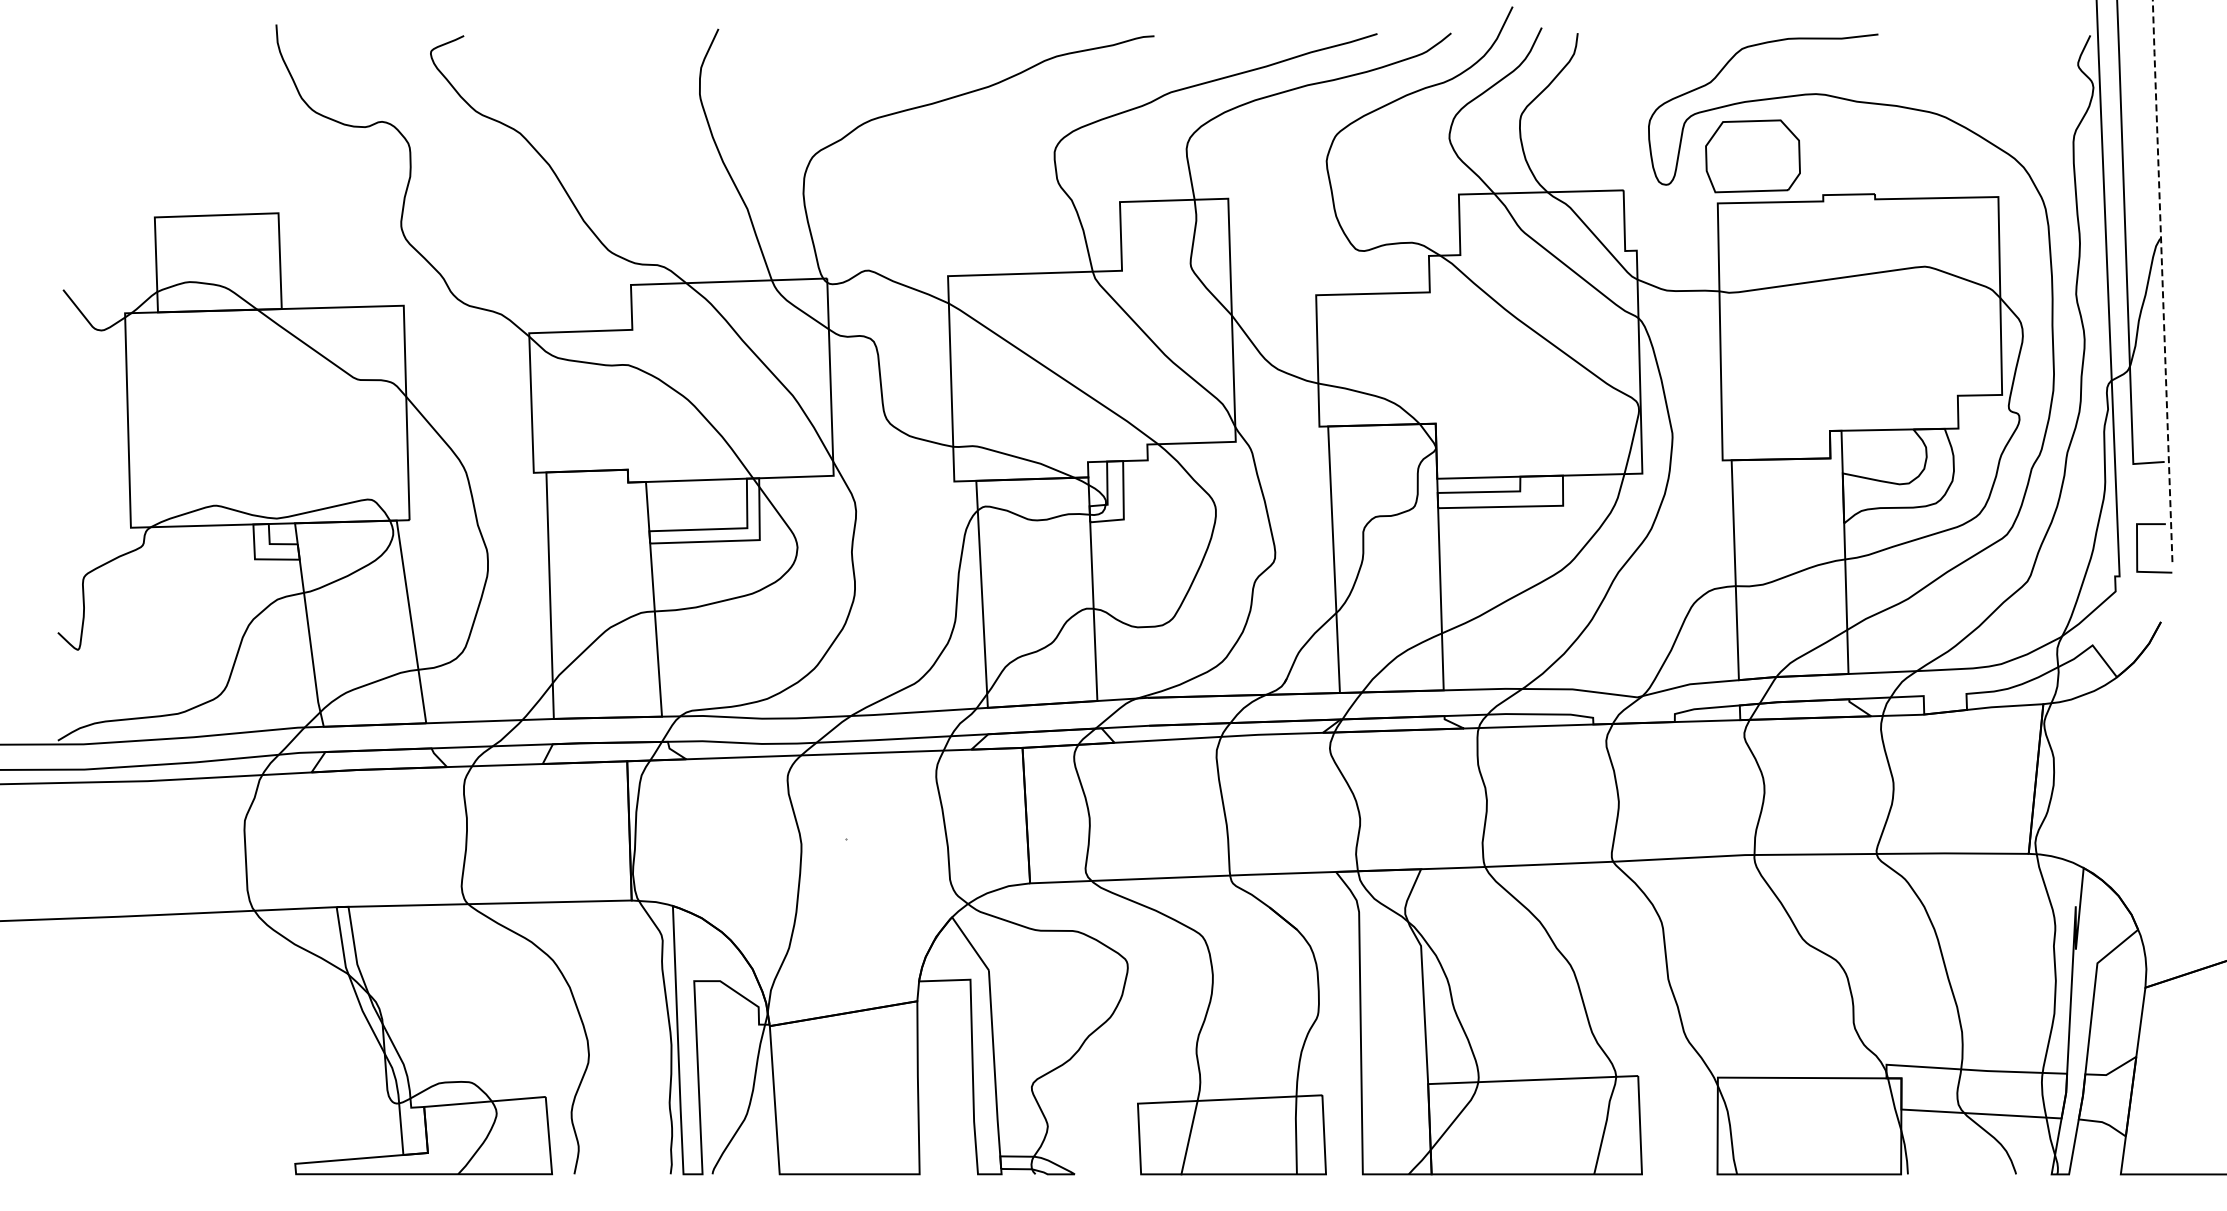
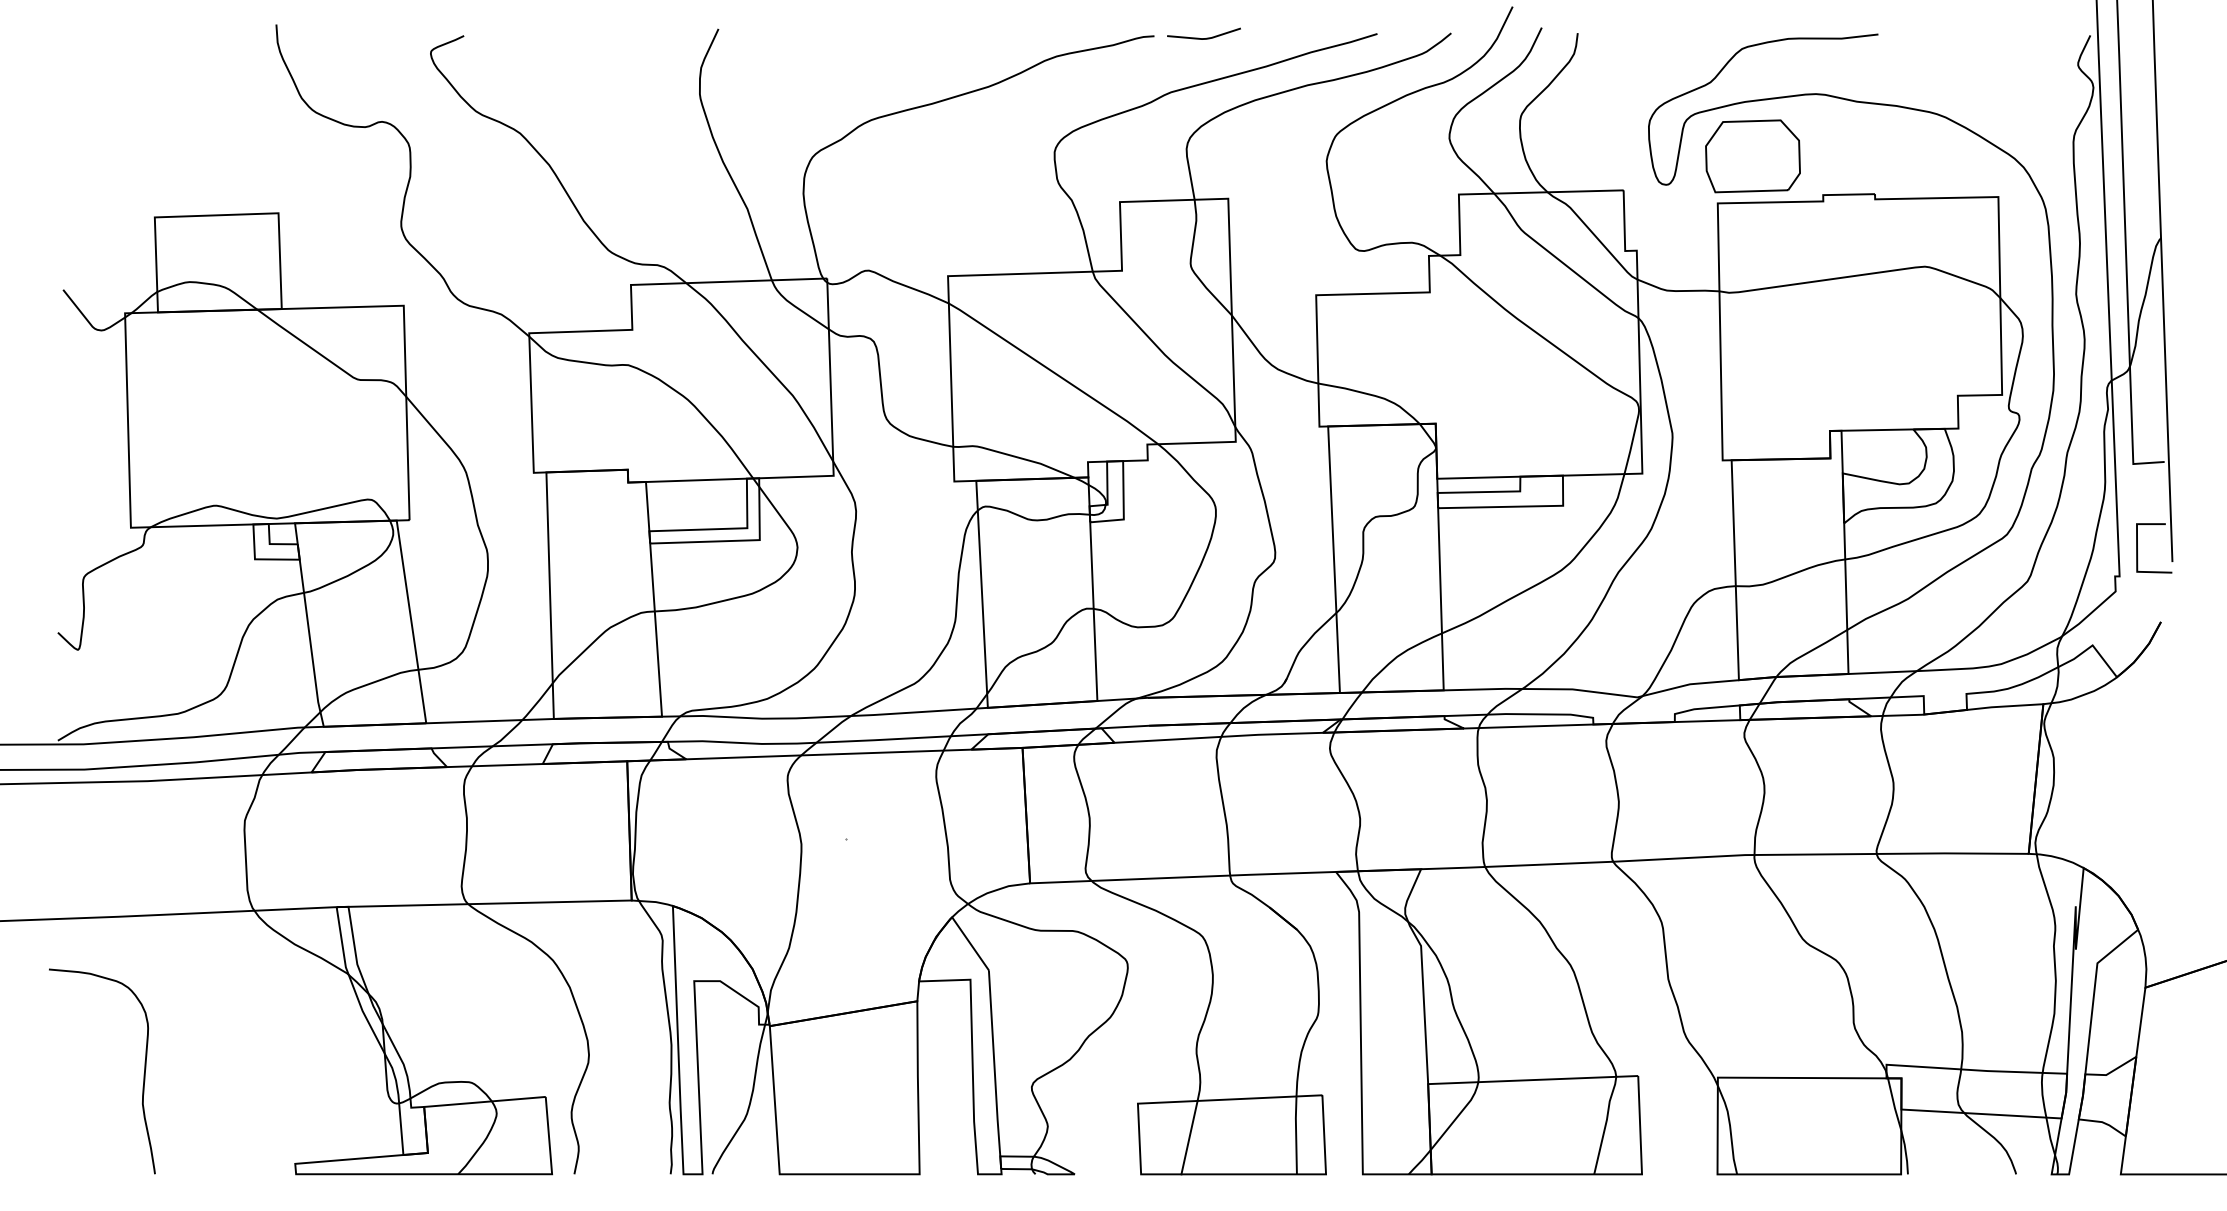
line: none -> present (1206, 37)
line: dashed -> solid (2162, 280)
curve: none -> present (143, 1074)
